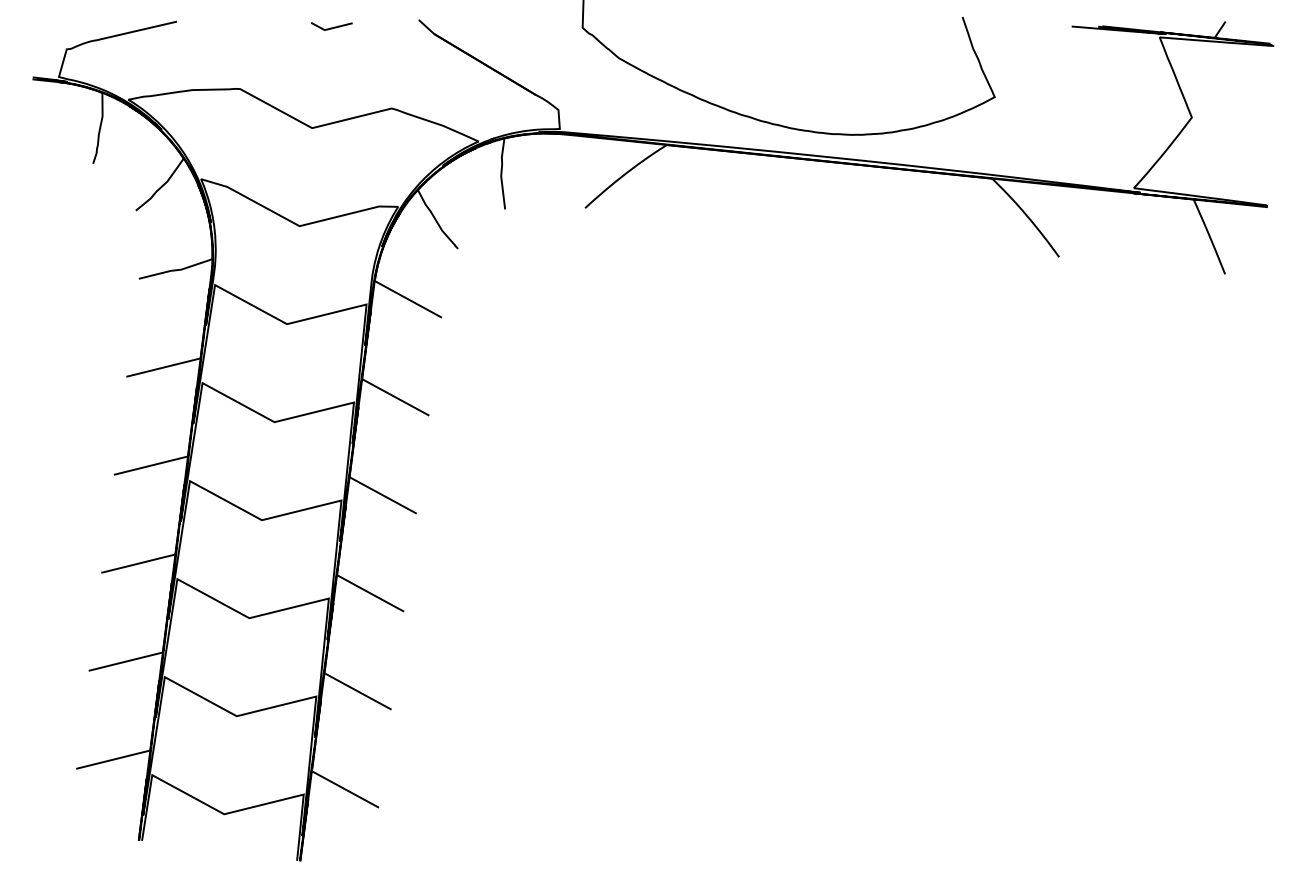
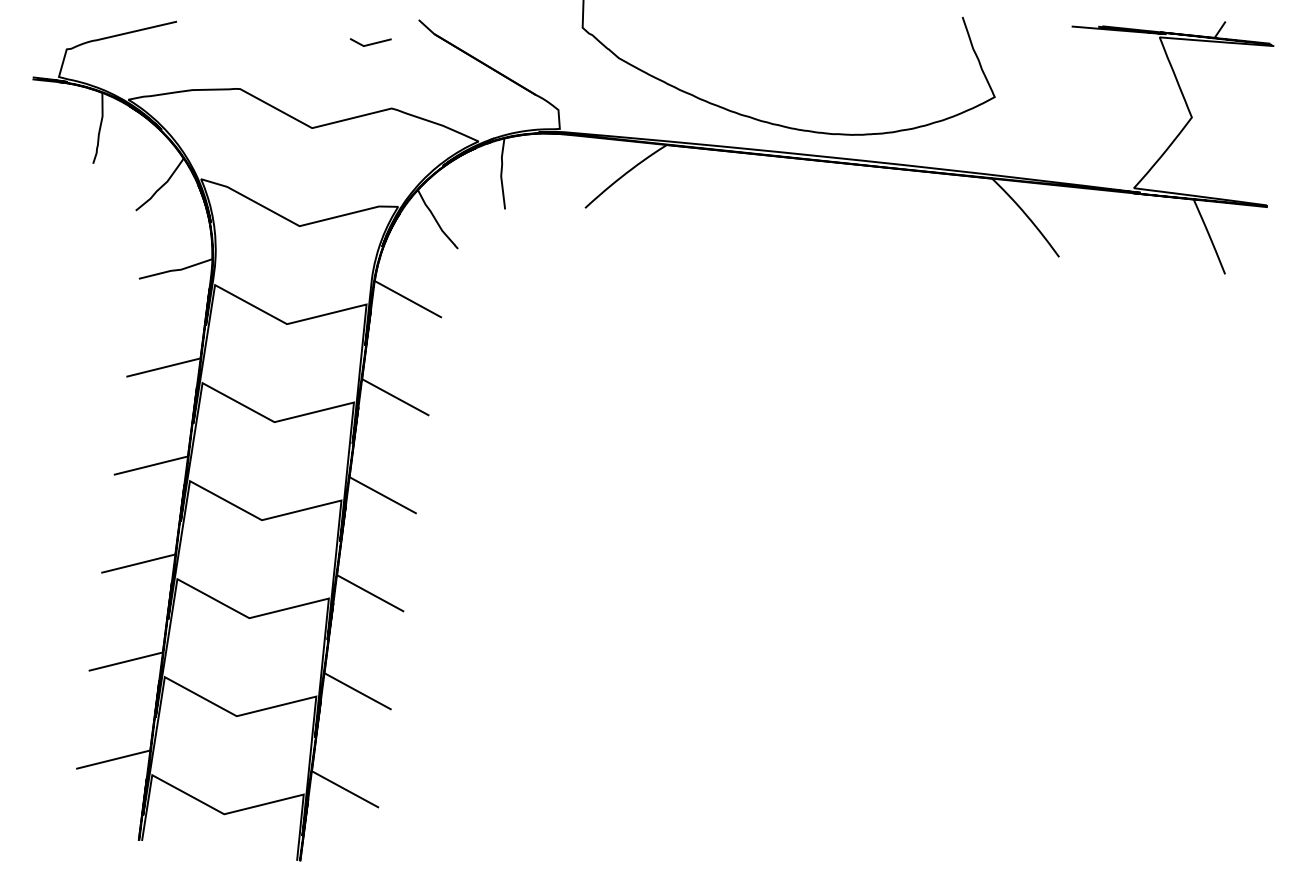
line position: (331, 27) -> (370, 43) (370, 43)
